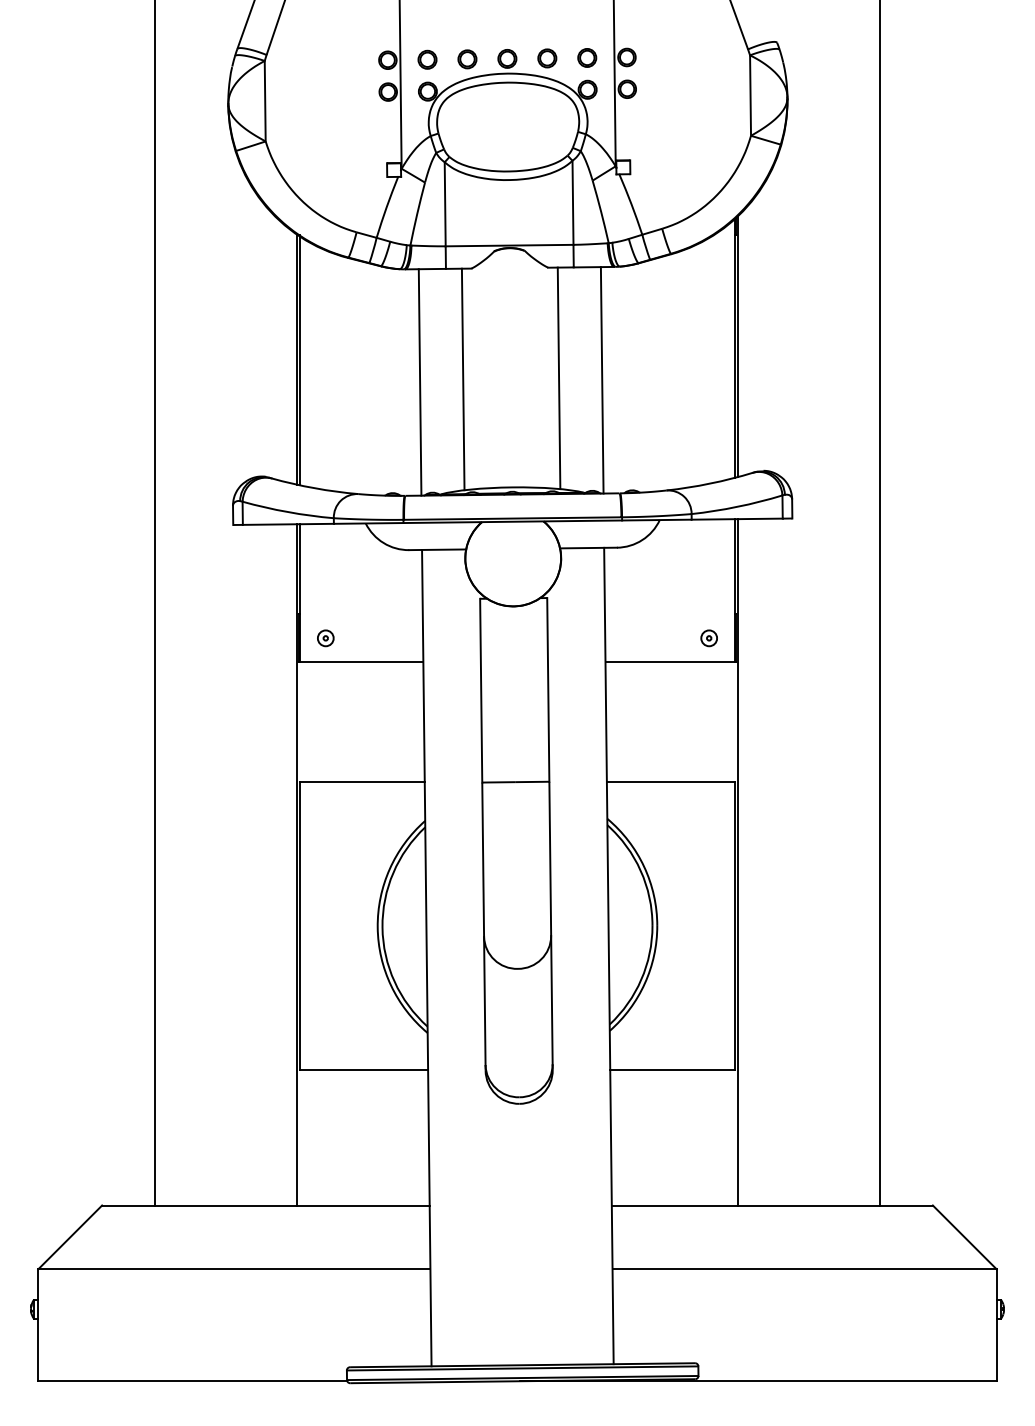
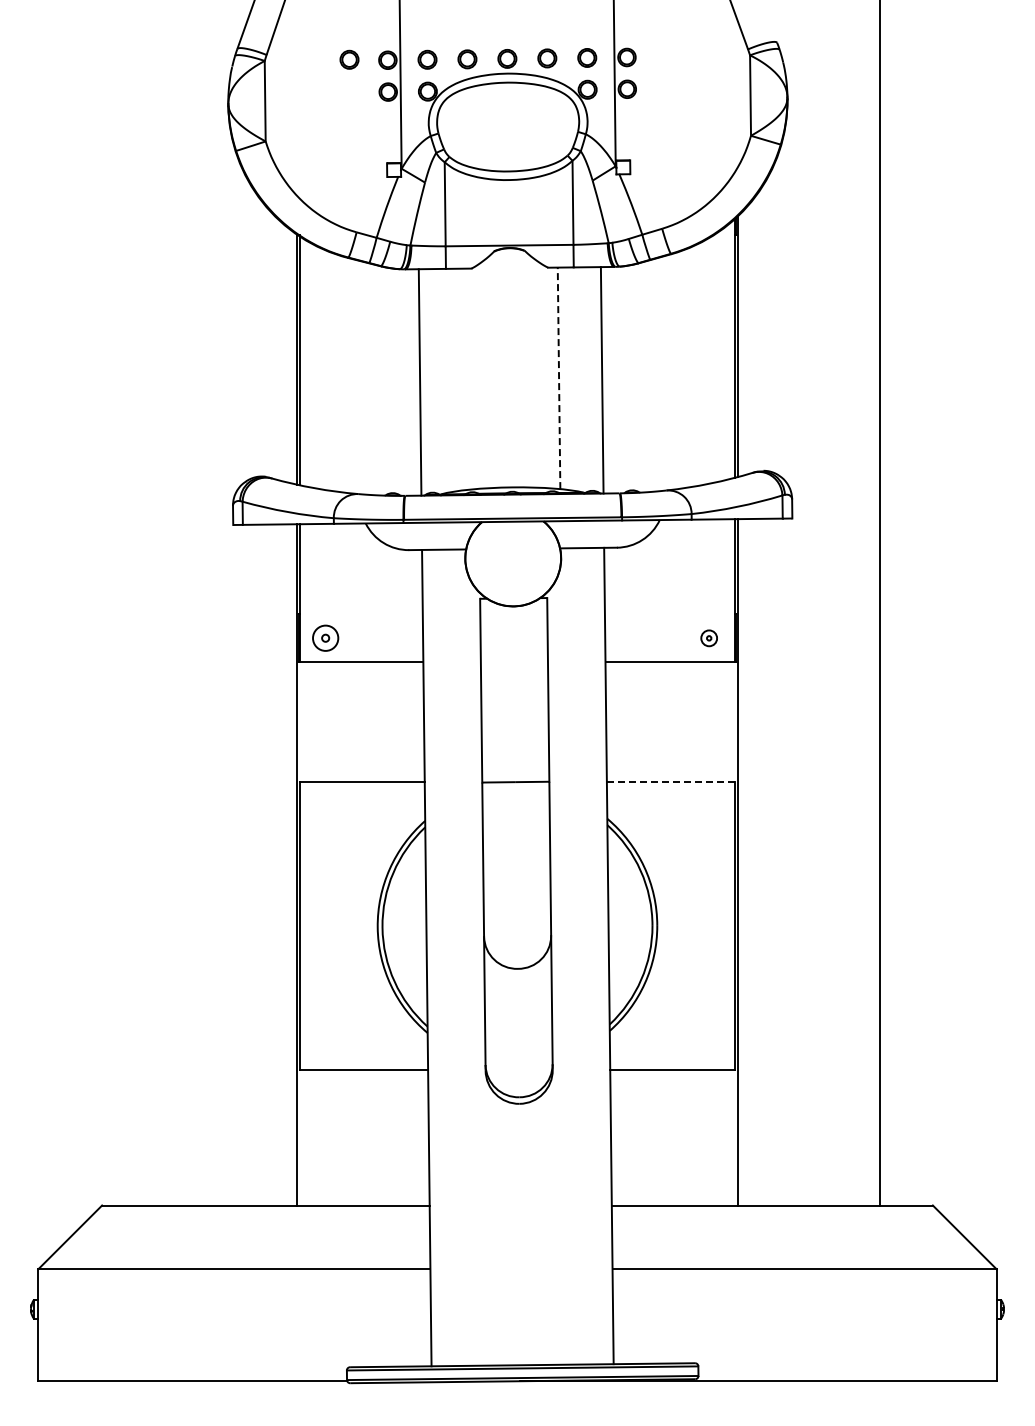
part: none -> present (349, 59)
line: solid -> dashed (559, 378)
line: present -> none (462, 379)
line: present -> none (154, 603)
part size: 18x19 px -> 28x28 px (325, 637)
line: solid -> dashed (670, 782)
